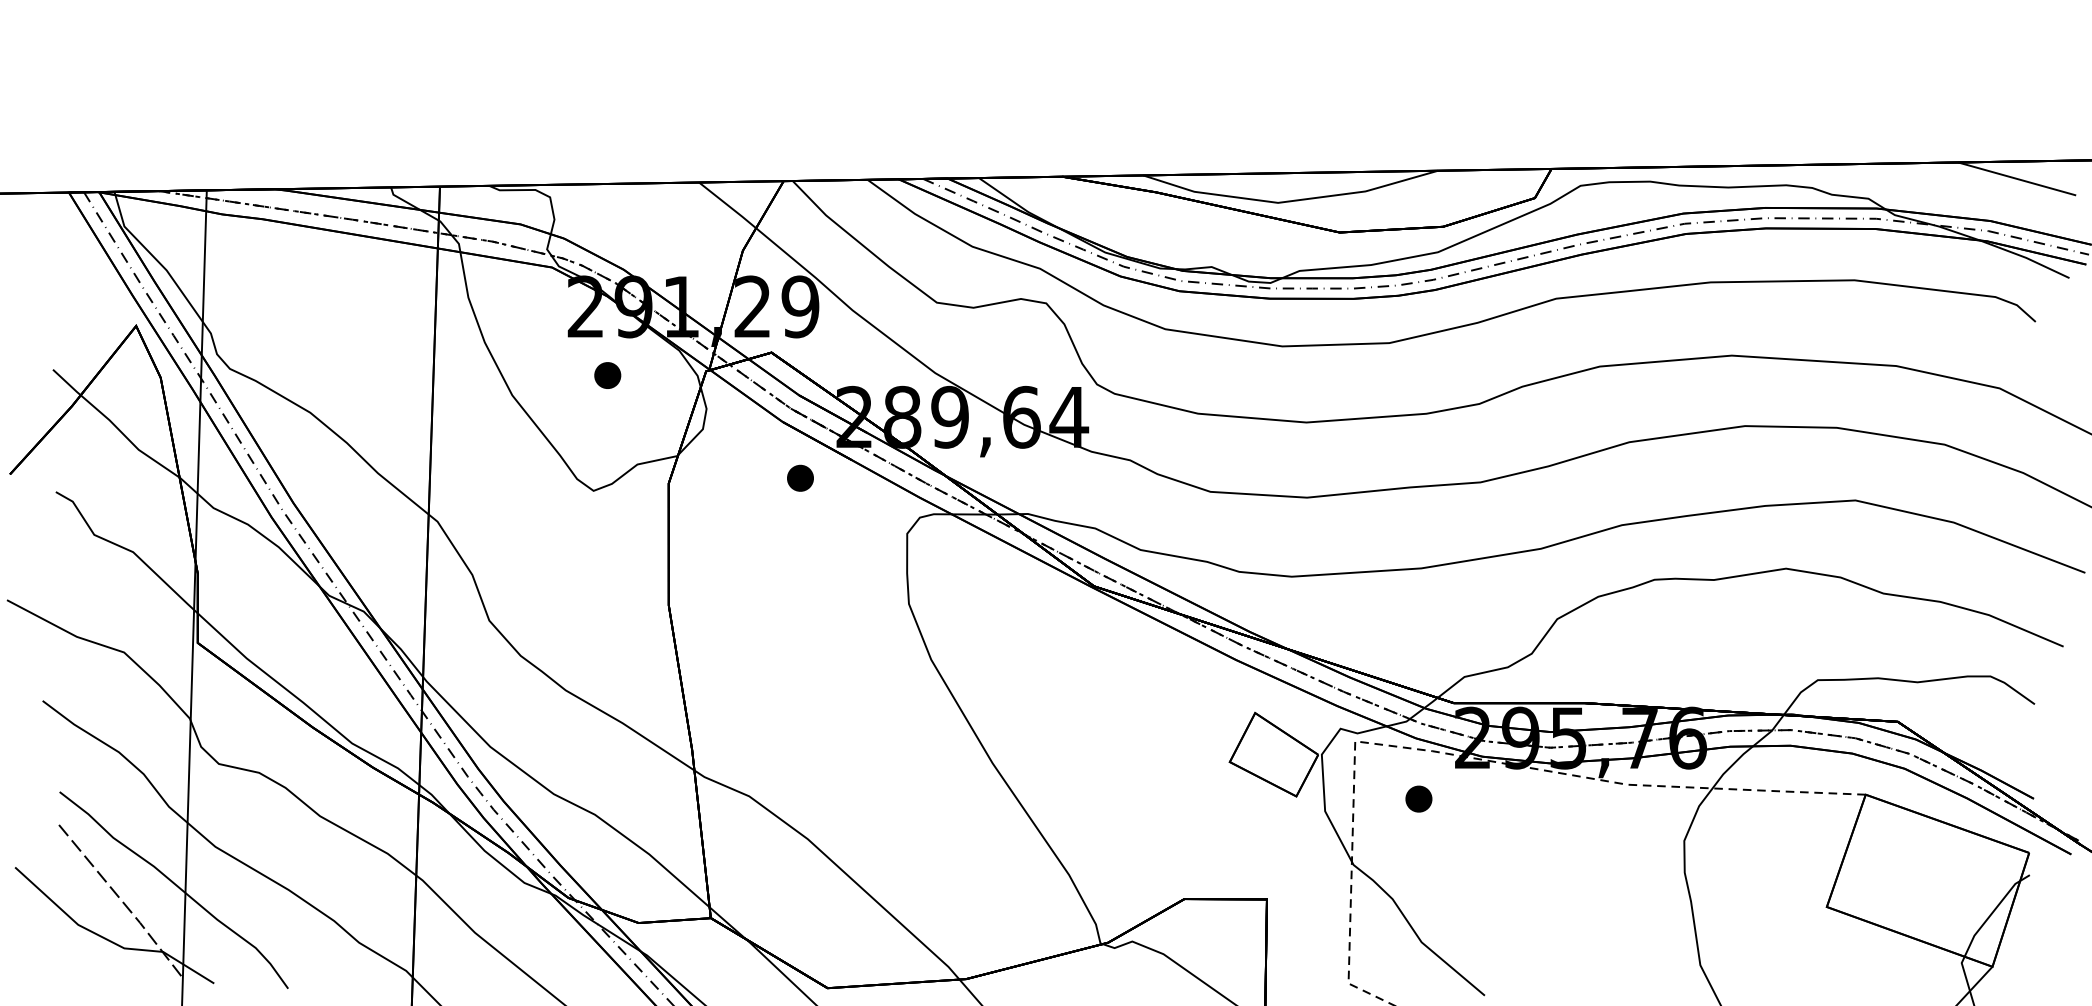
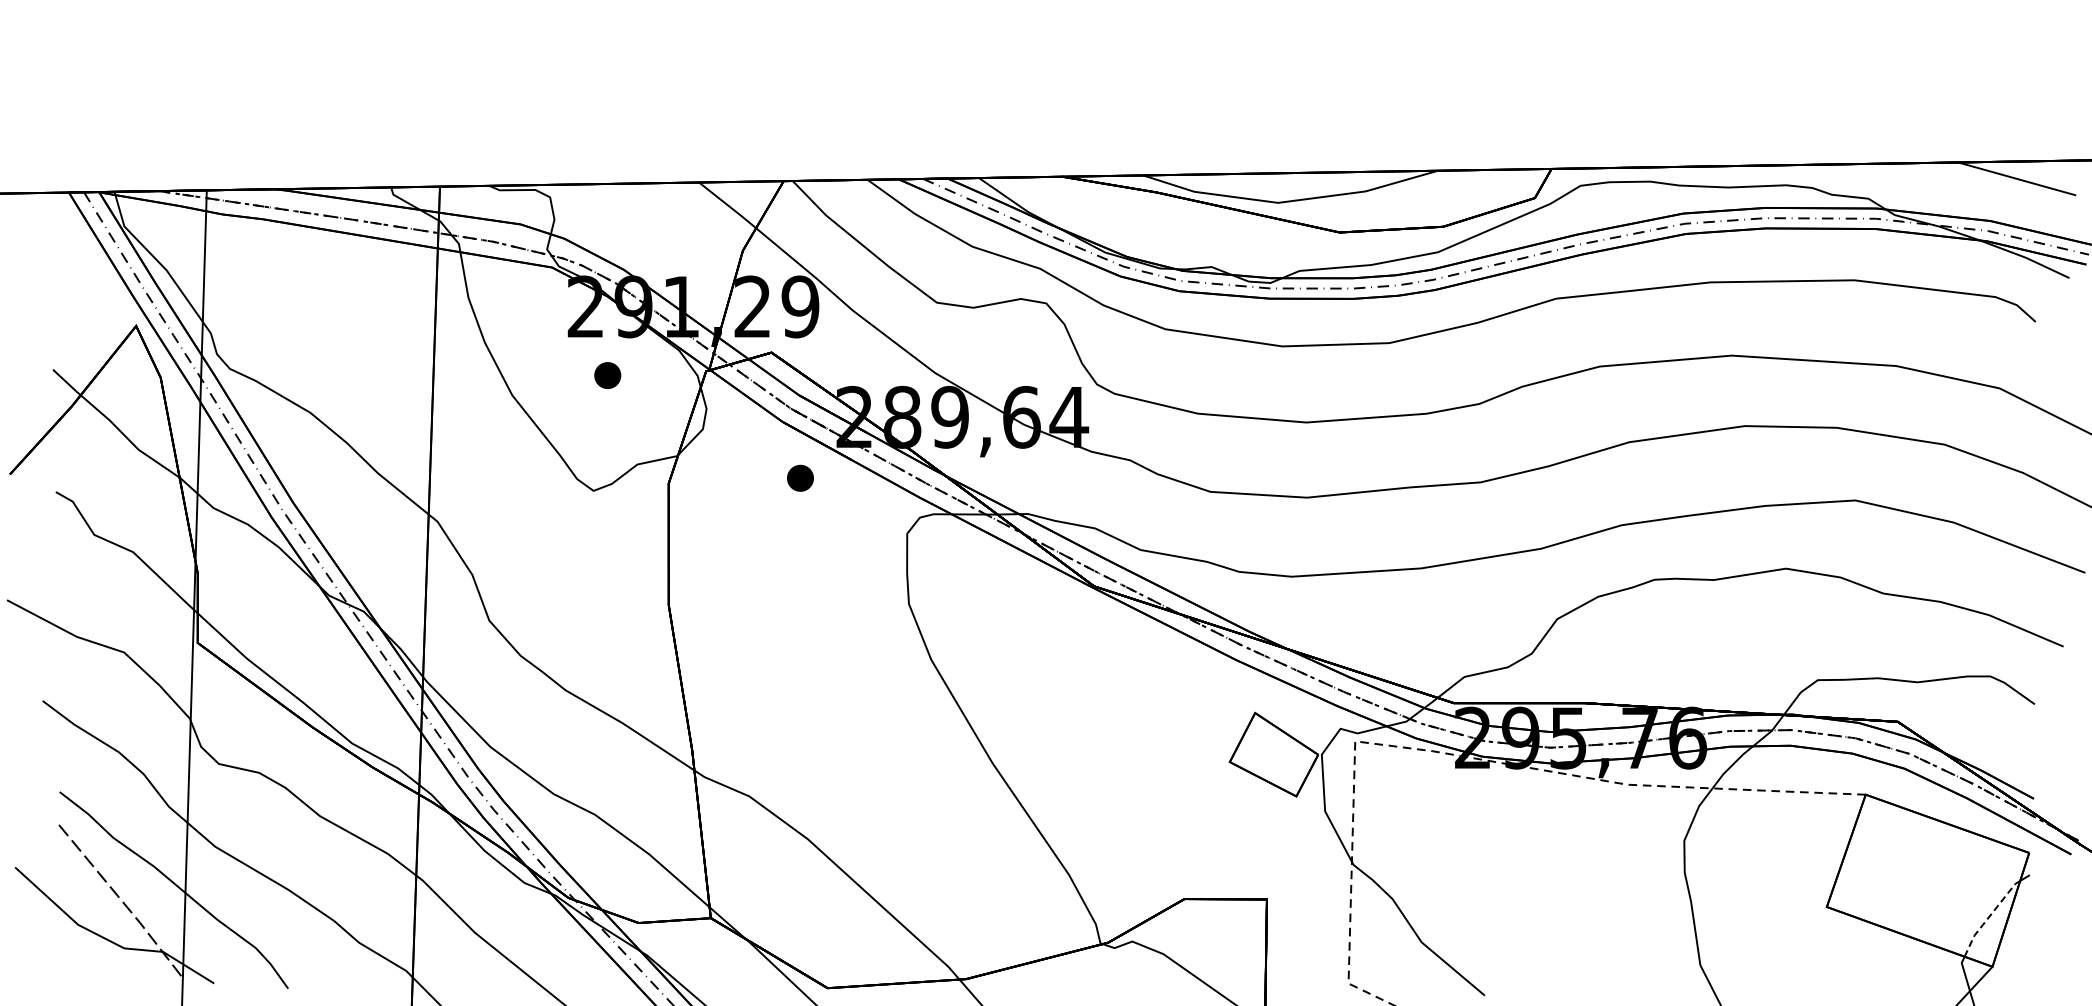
part: present -> none (1418, 798)
line: solid -> dashed (1989, 916)
